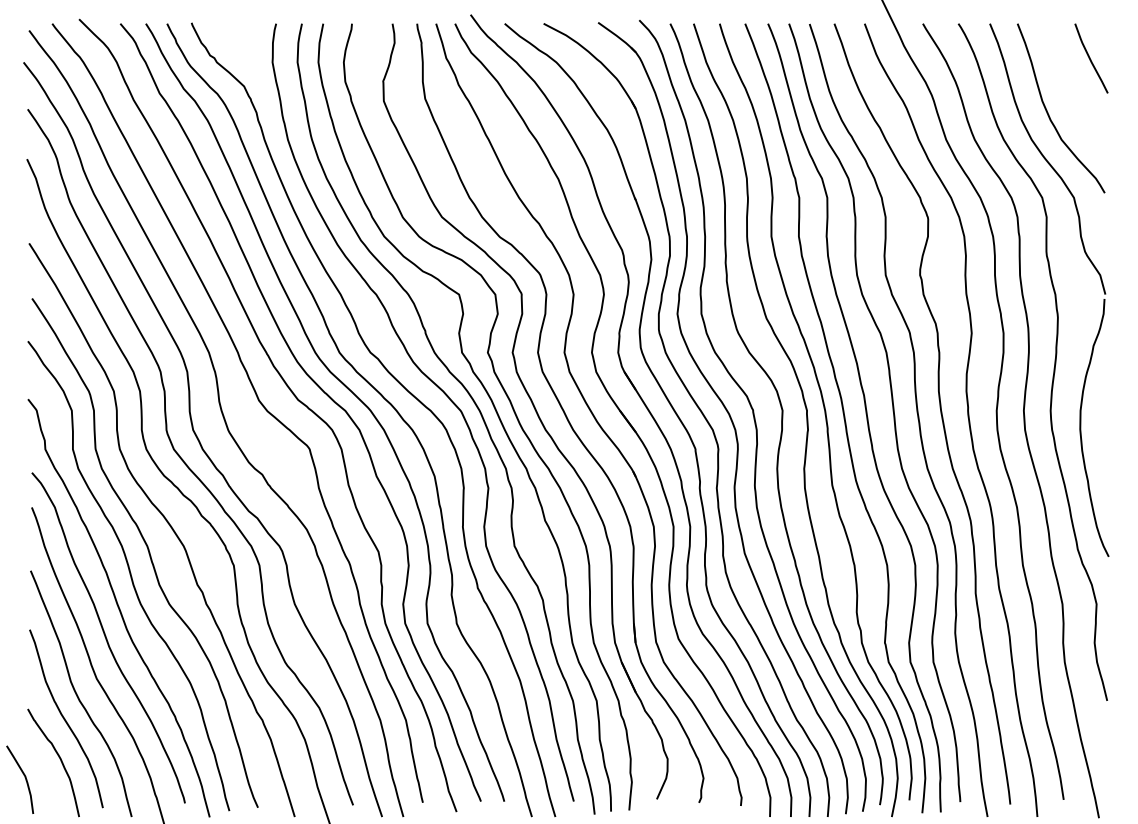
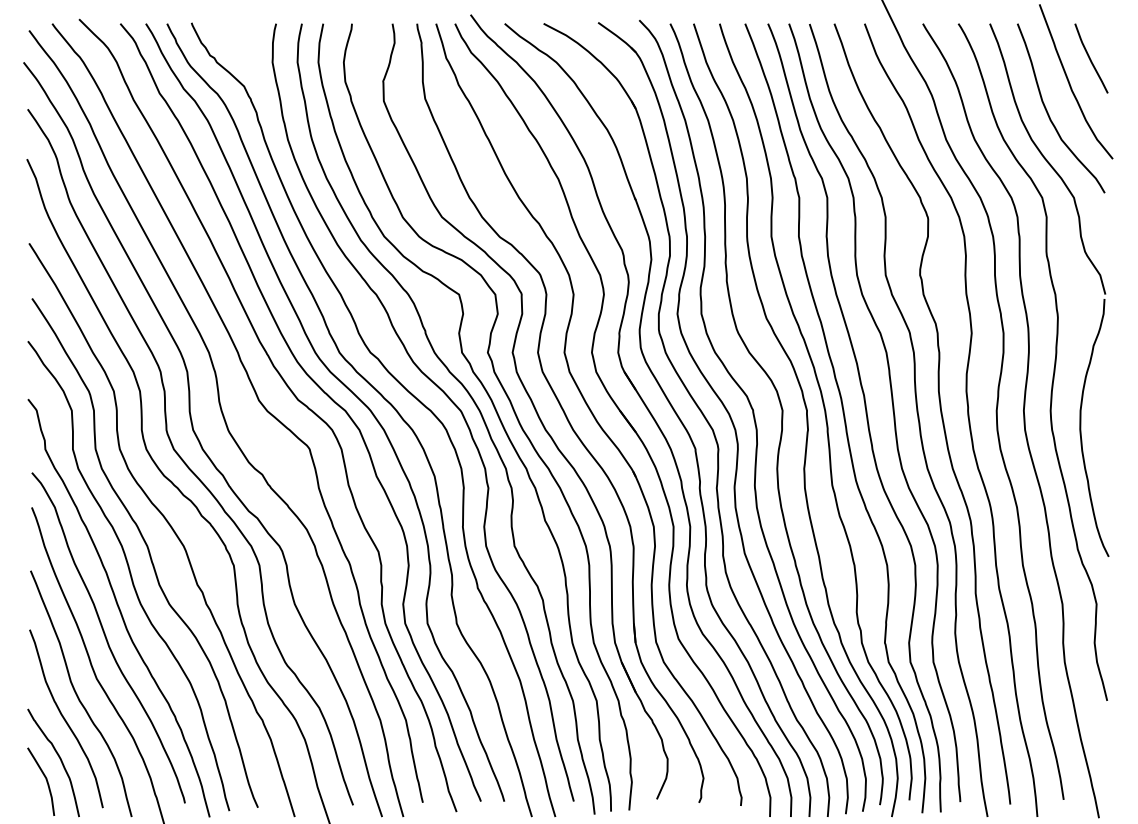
curve: none -> present (1070, 83)
curve position: (24, 777) -> (45, 779) (45, 779)
